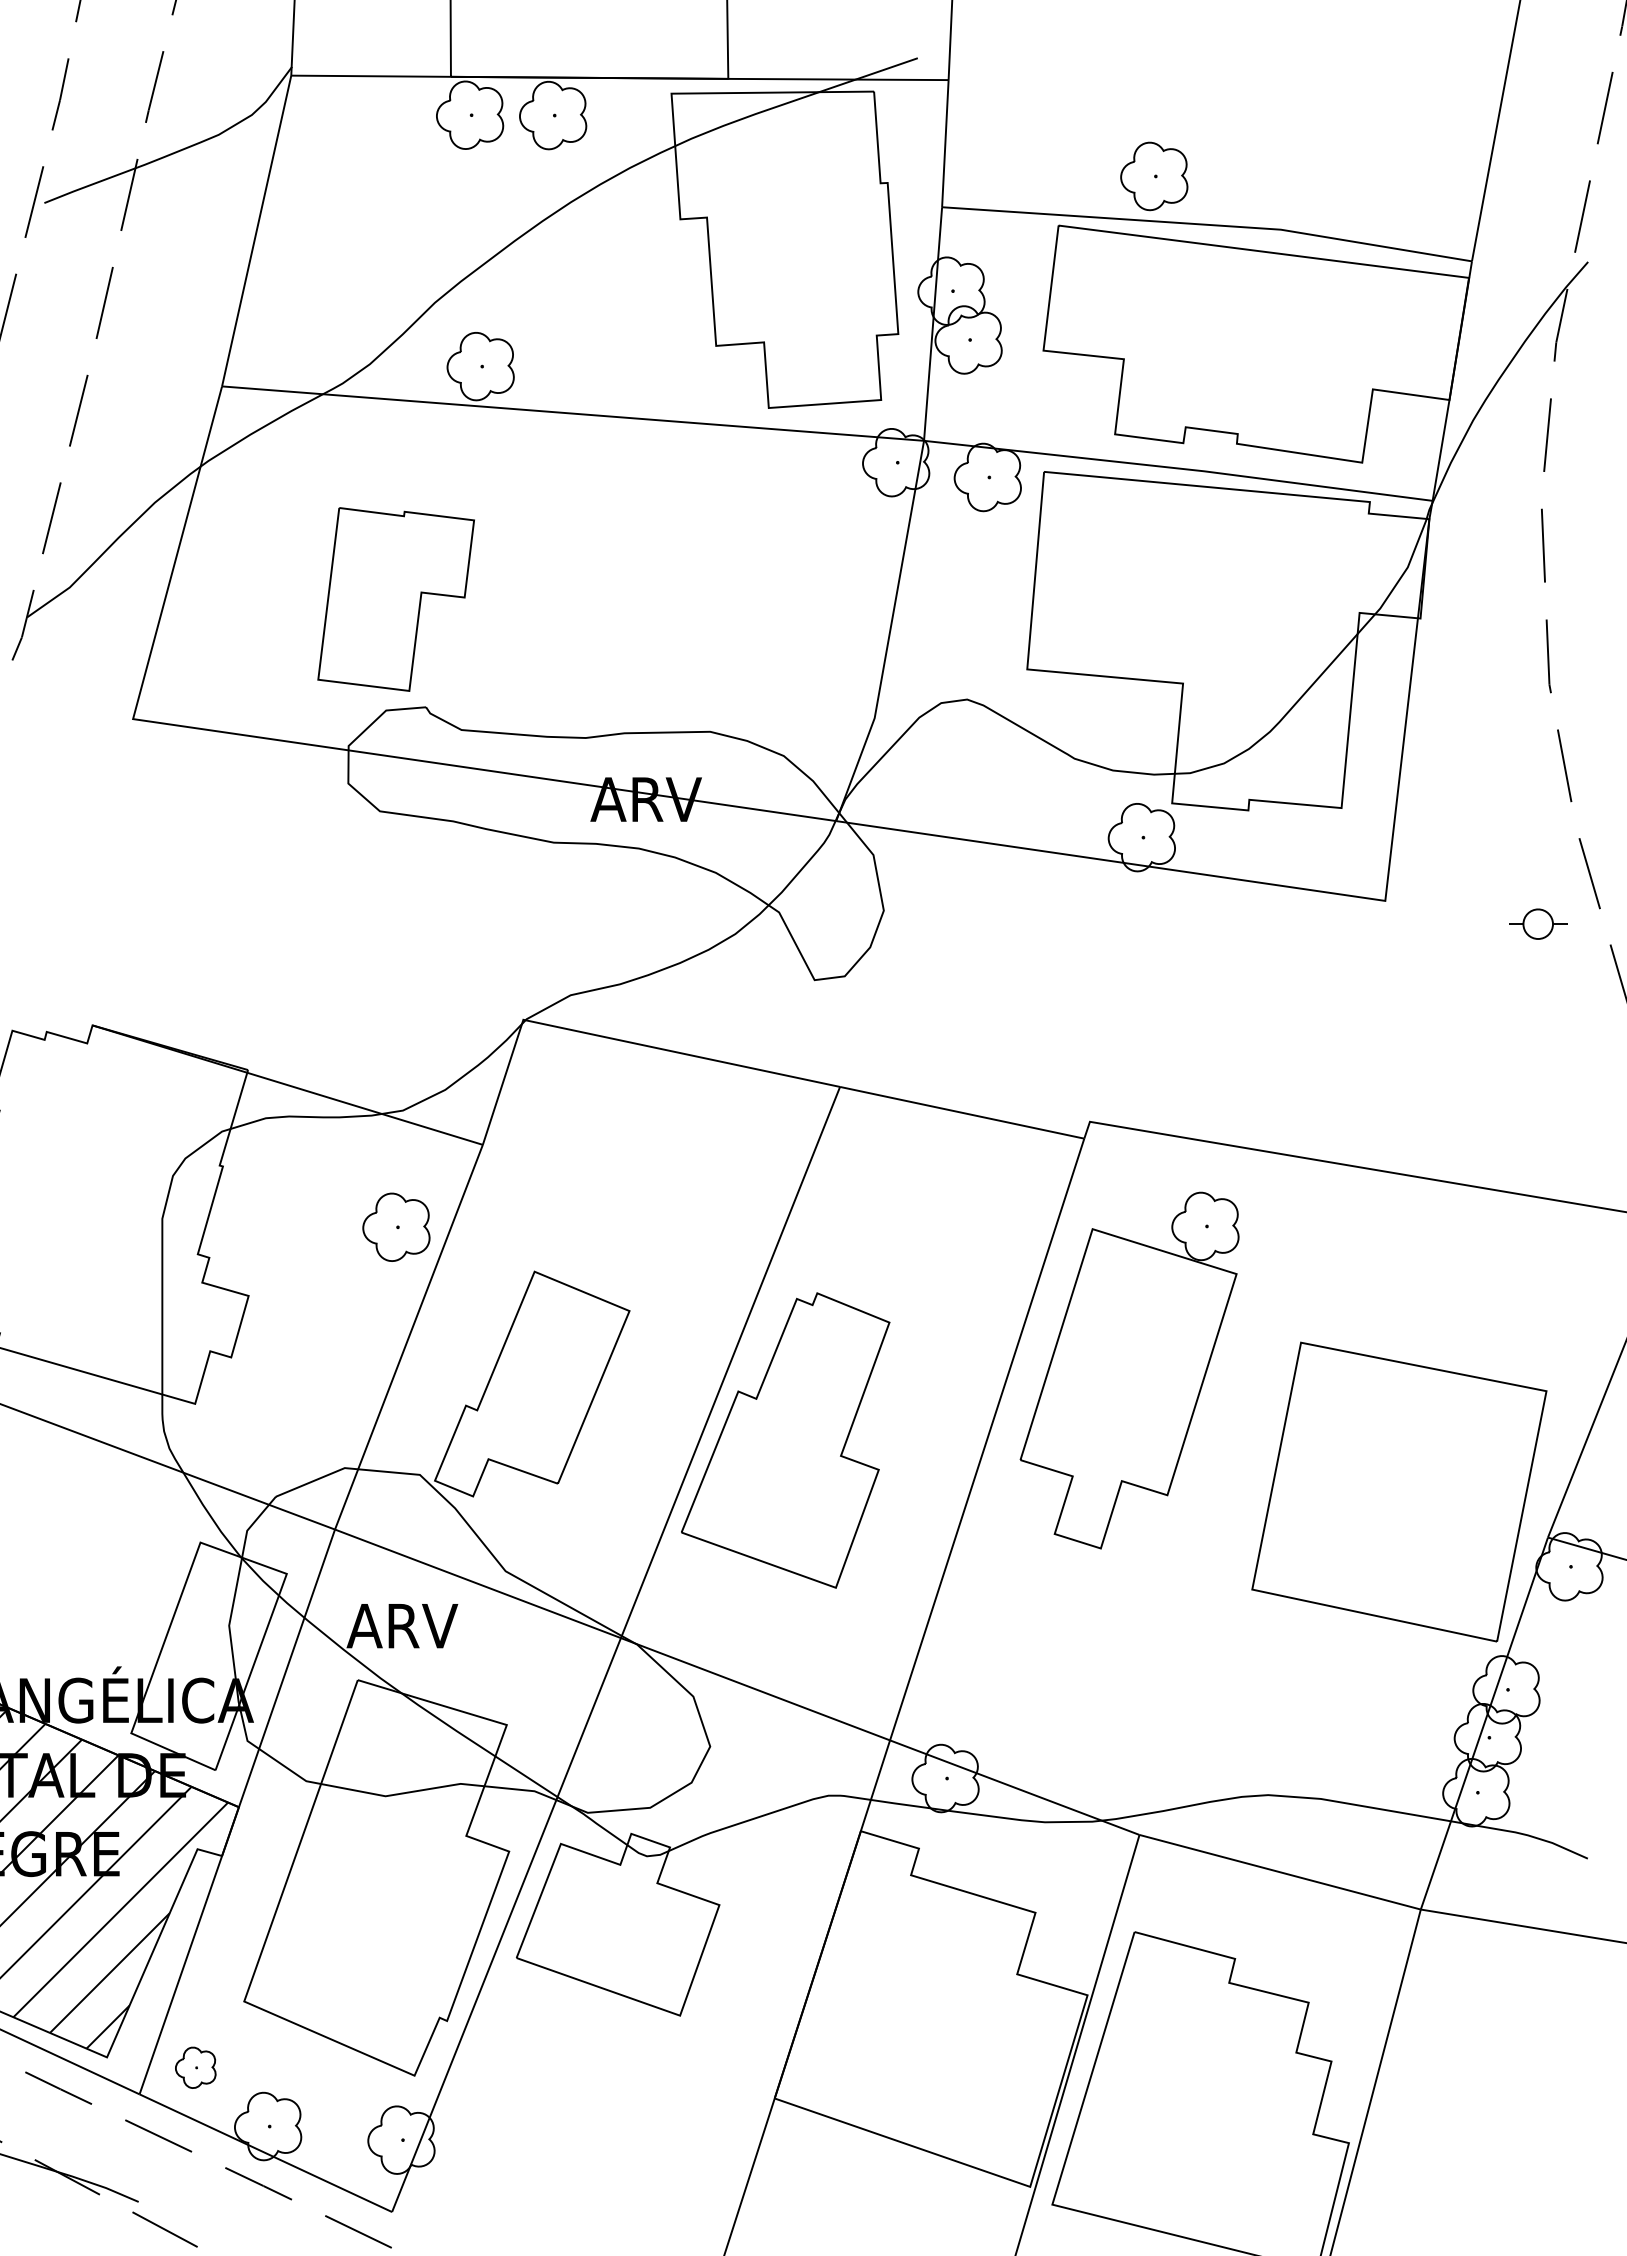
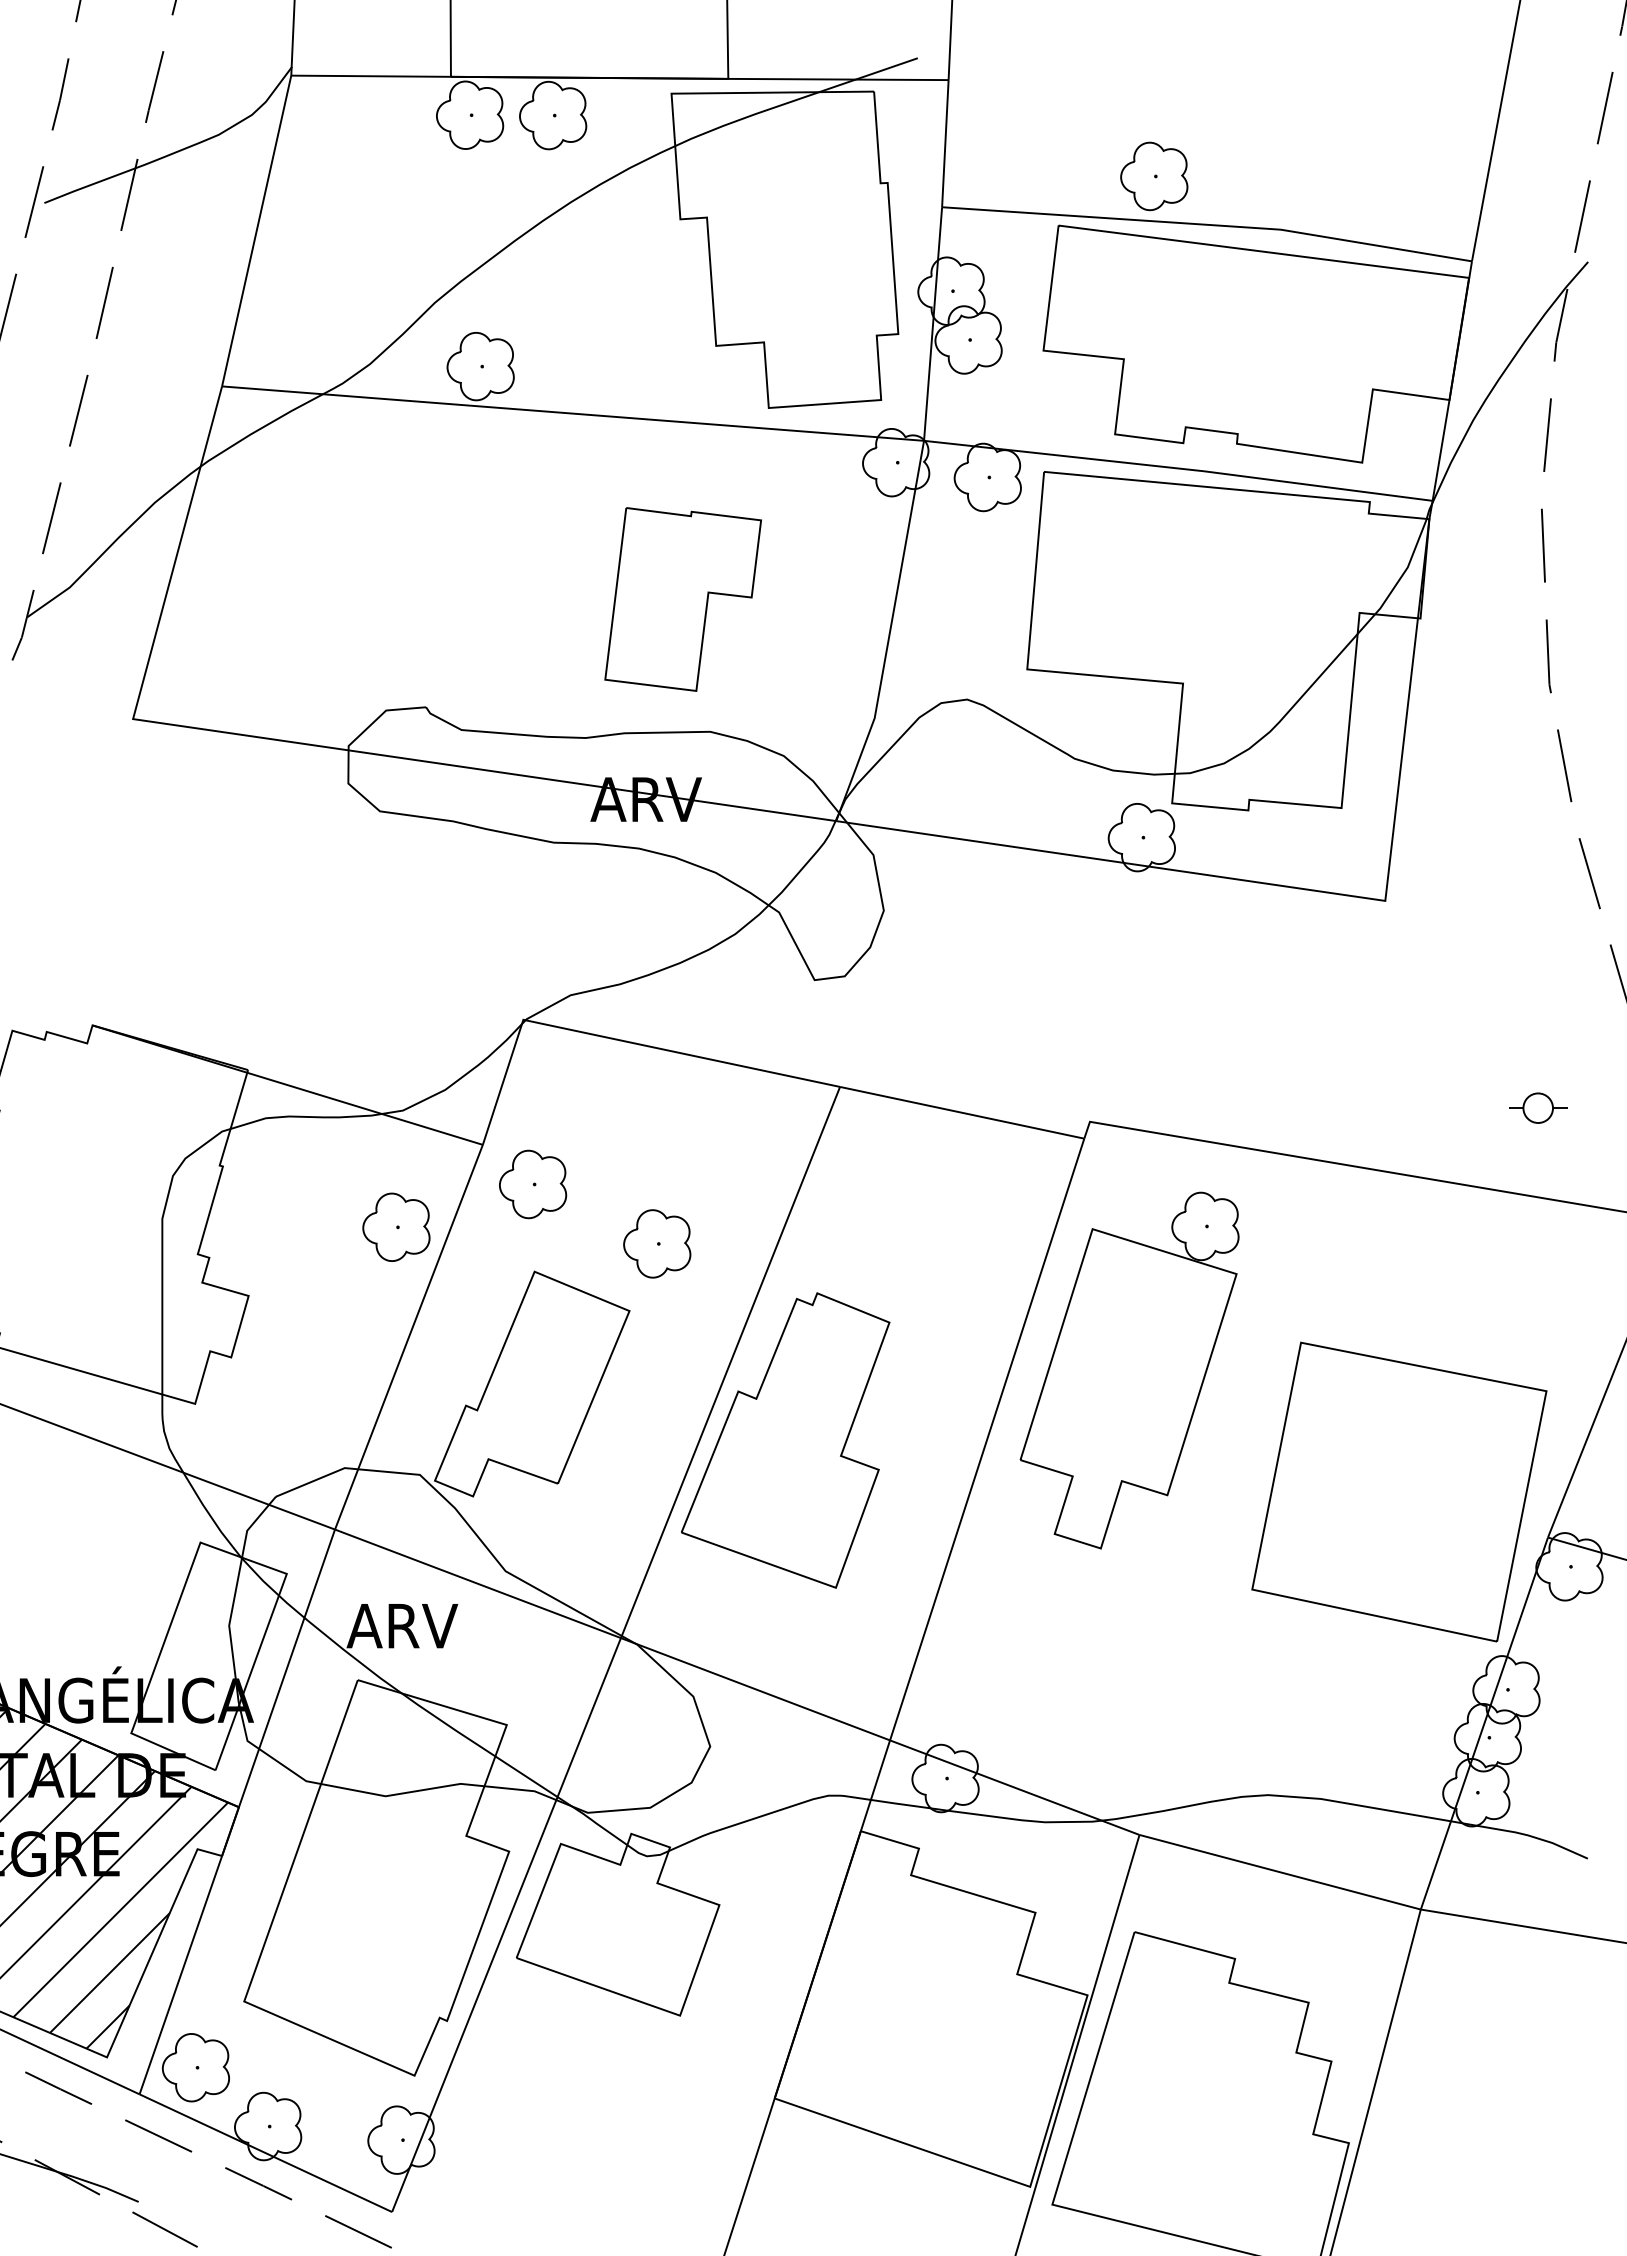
part position: (395, 599) -> (682, 599) (682, 599)
part position: (1538, 923) -> (1538, 1107) (1538, 1107)
part: none -> present (533, 1184)
part: none -> present (657, 1243)
part size: 42x43 px -> 69x70 px (195, 2067)
